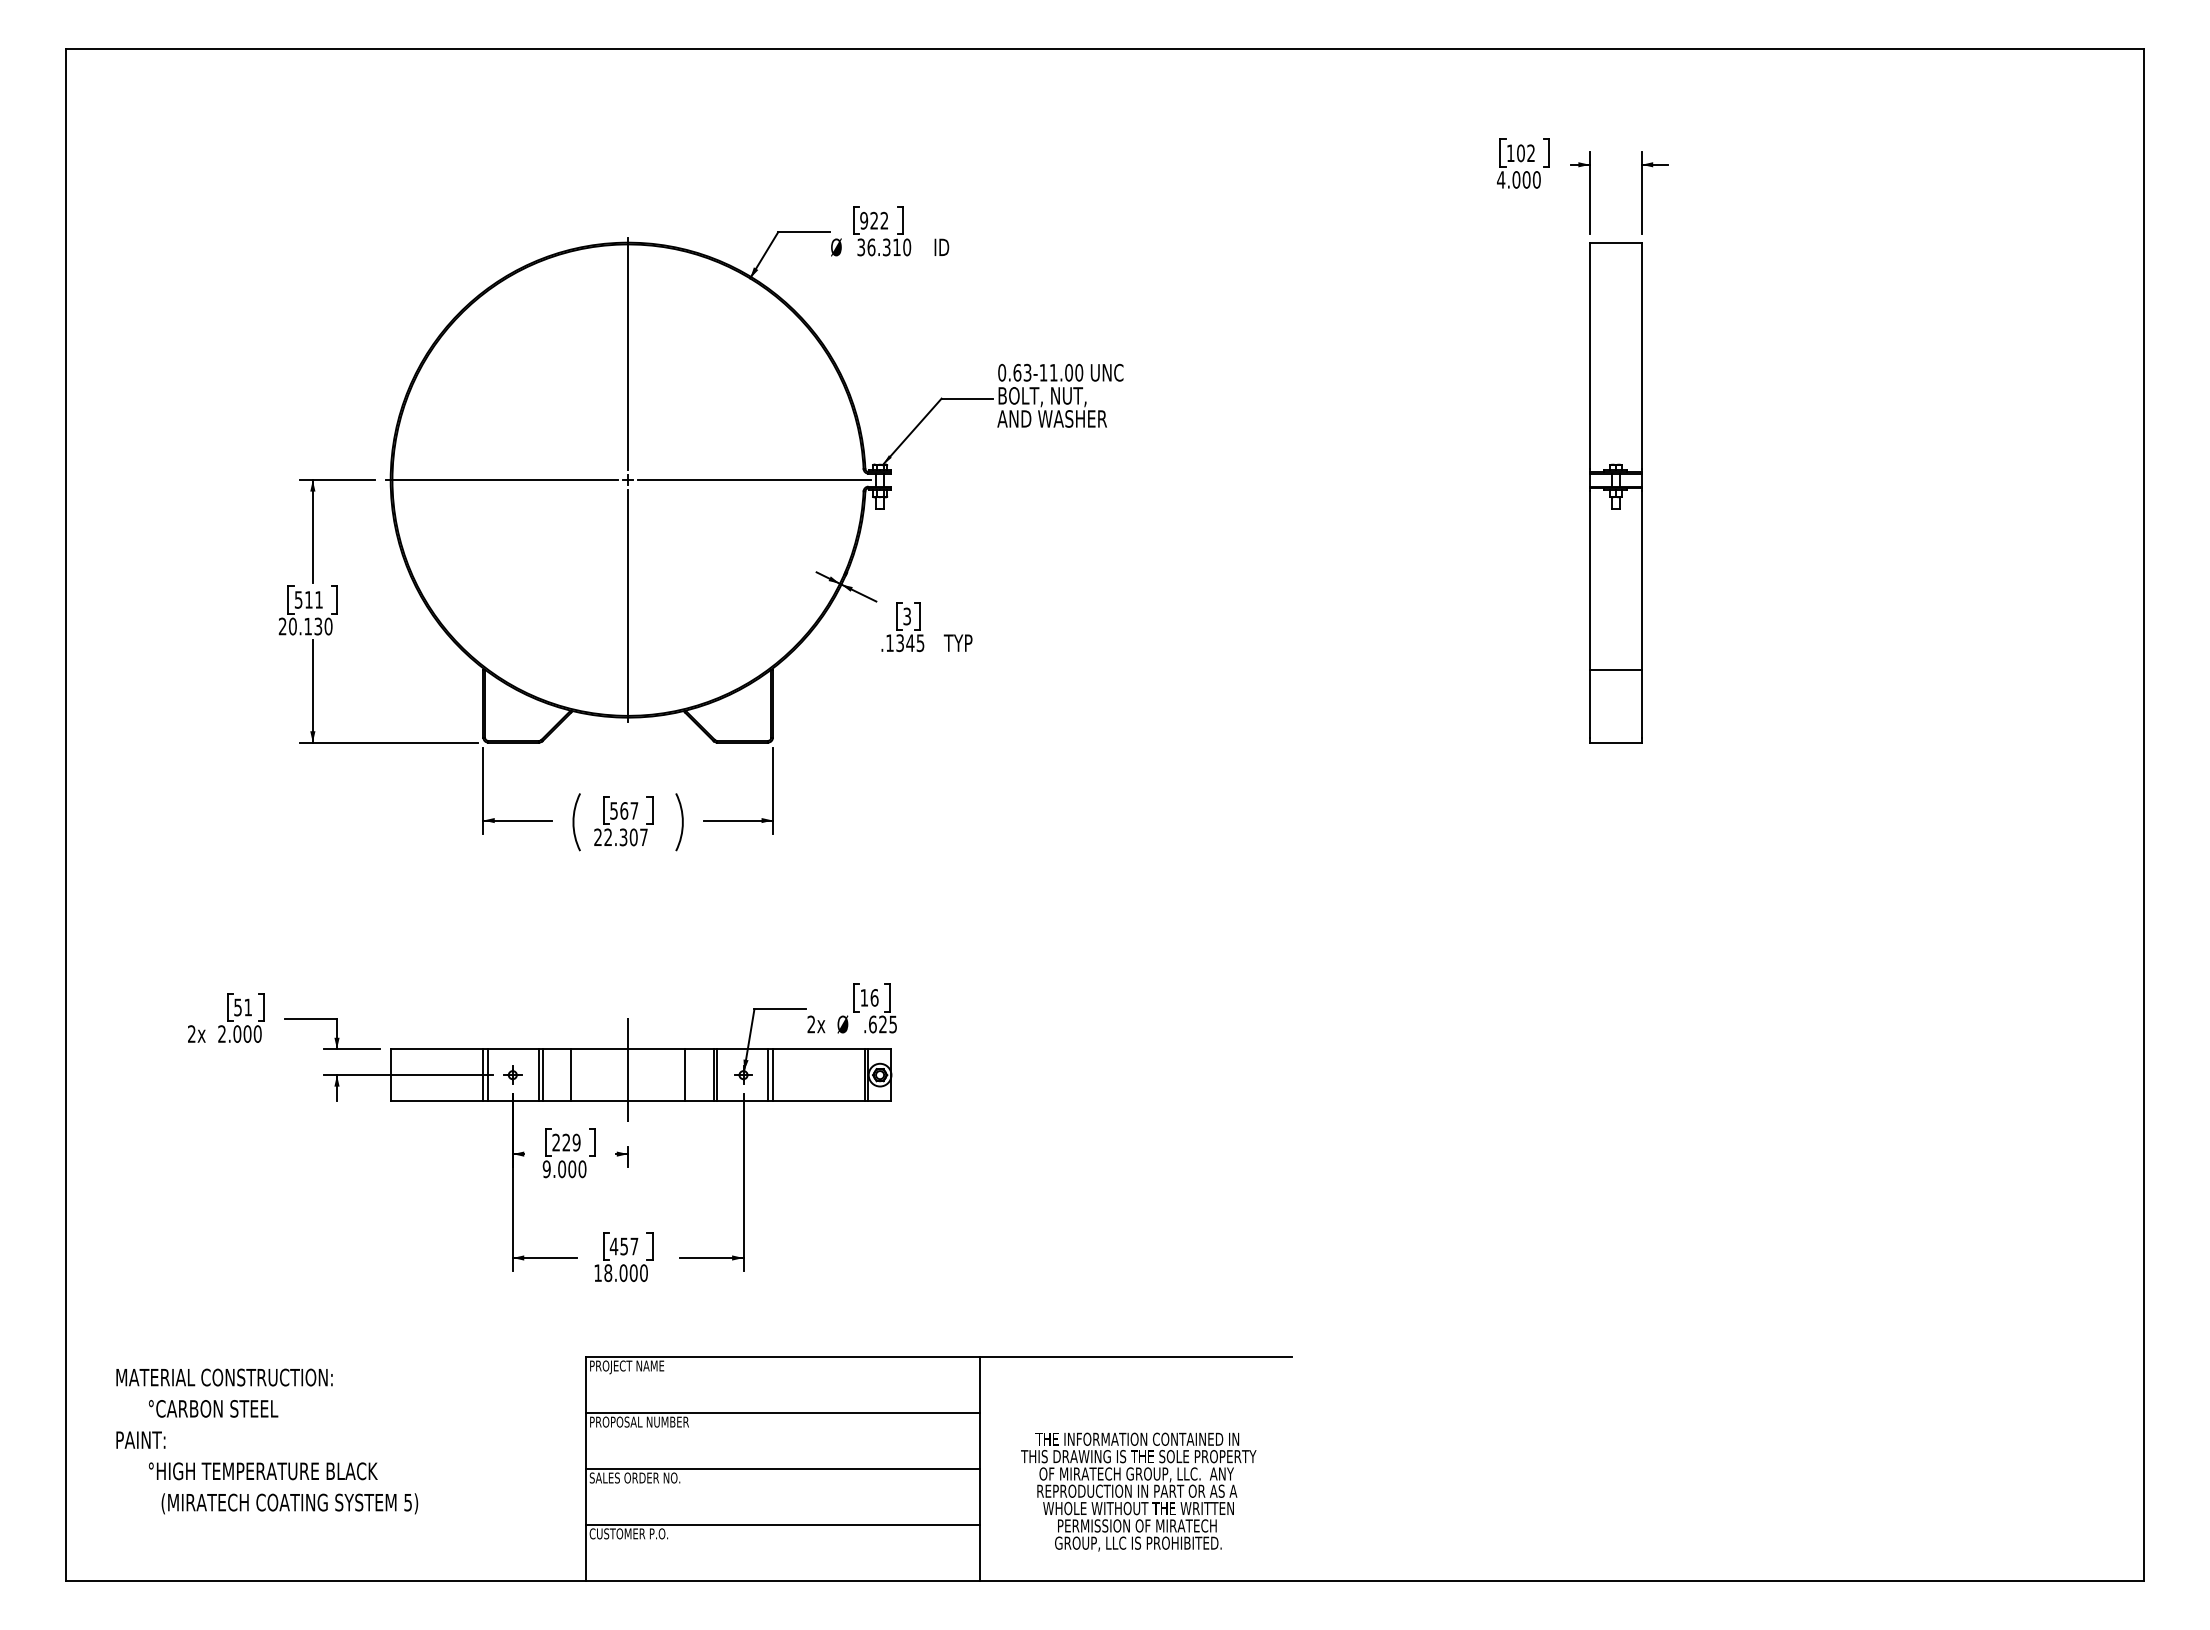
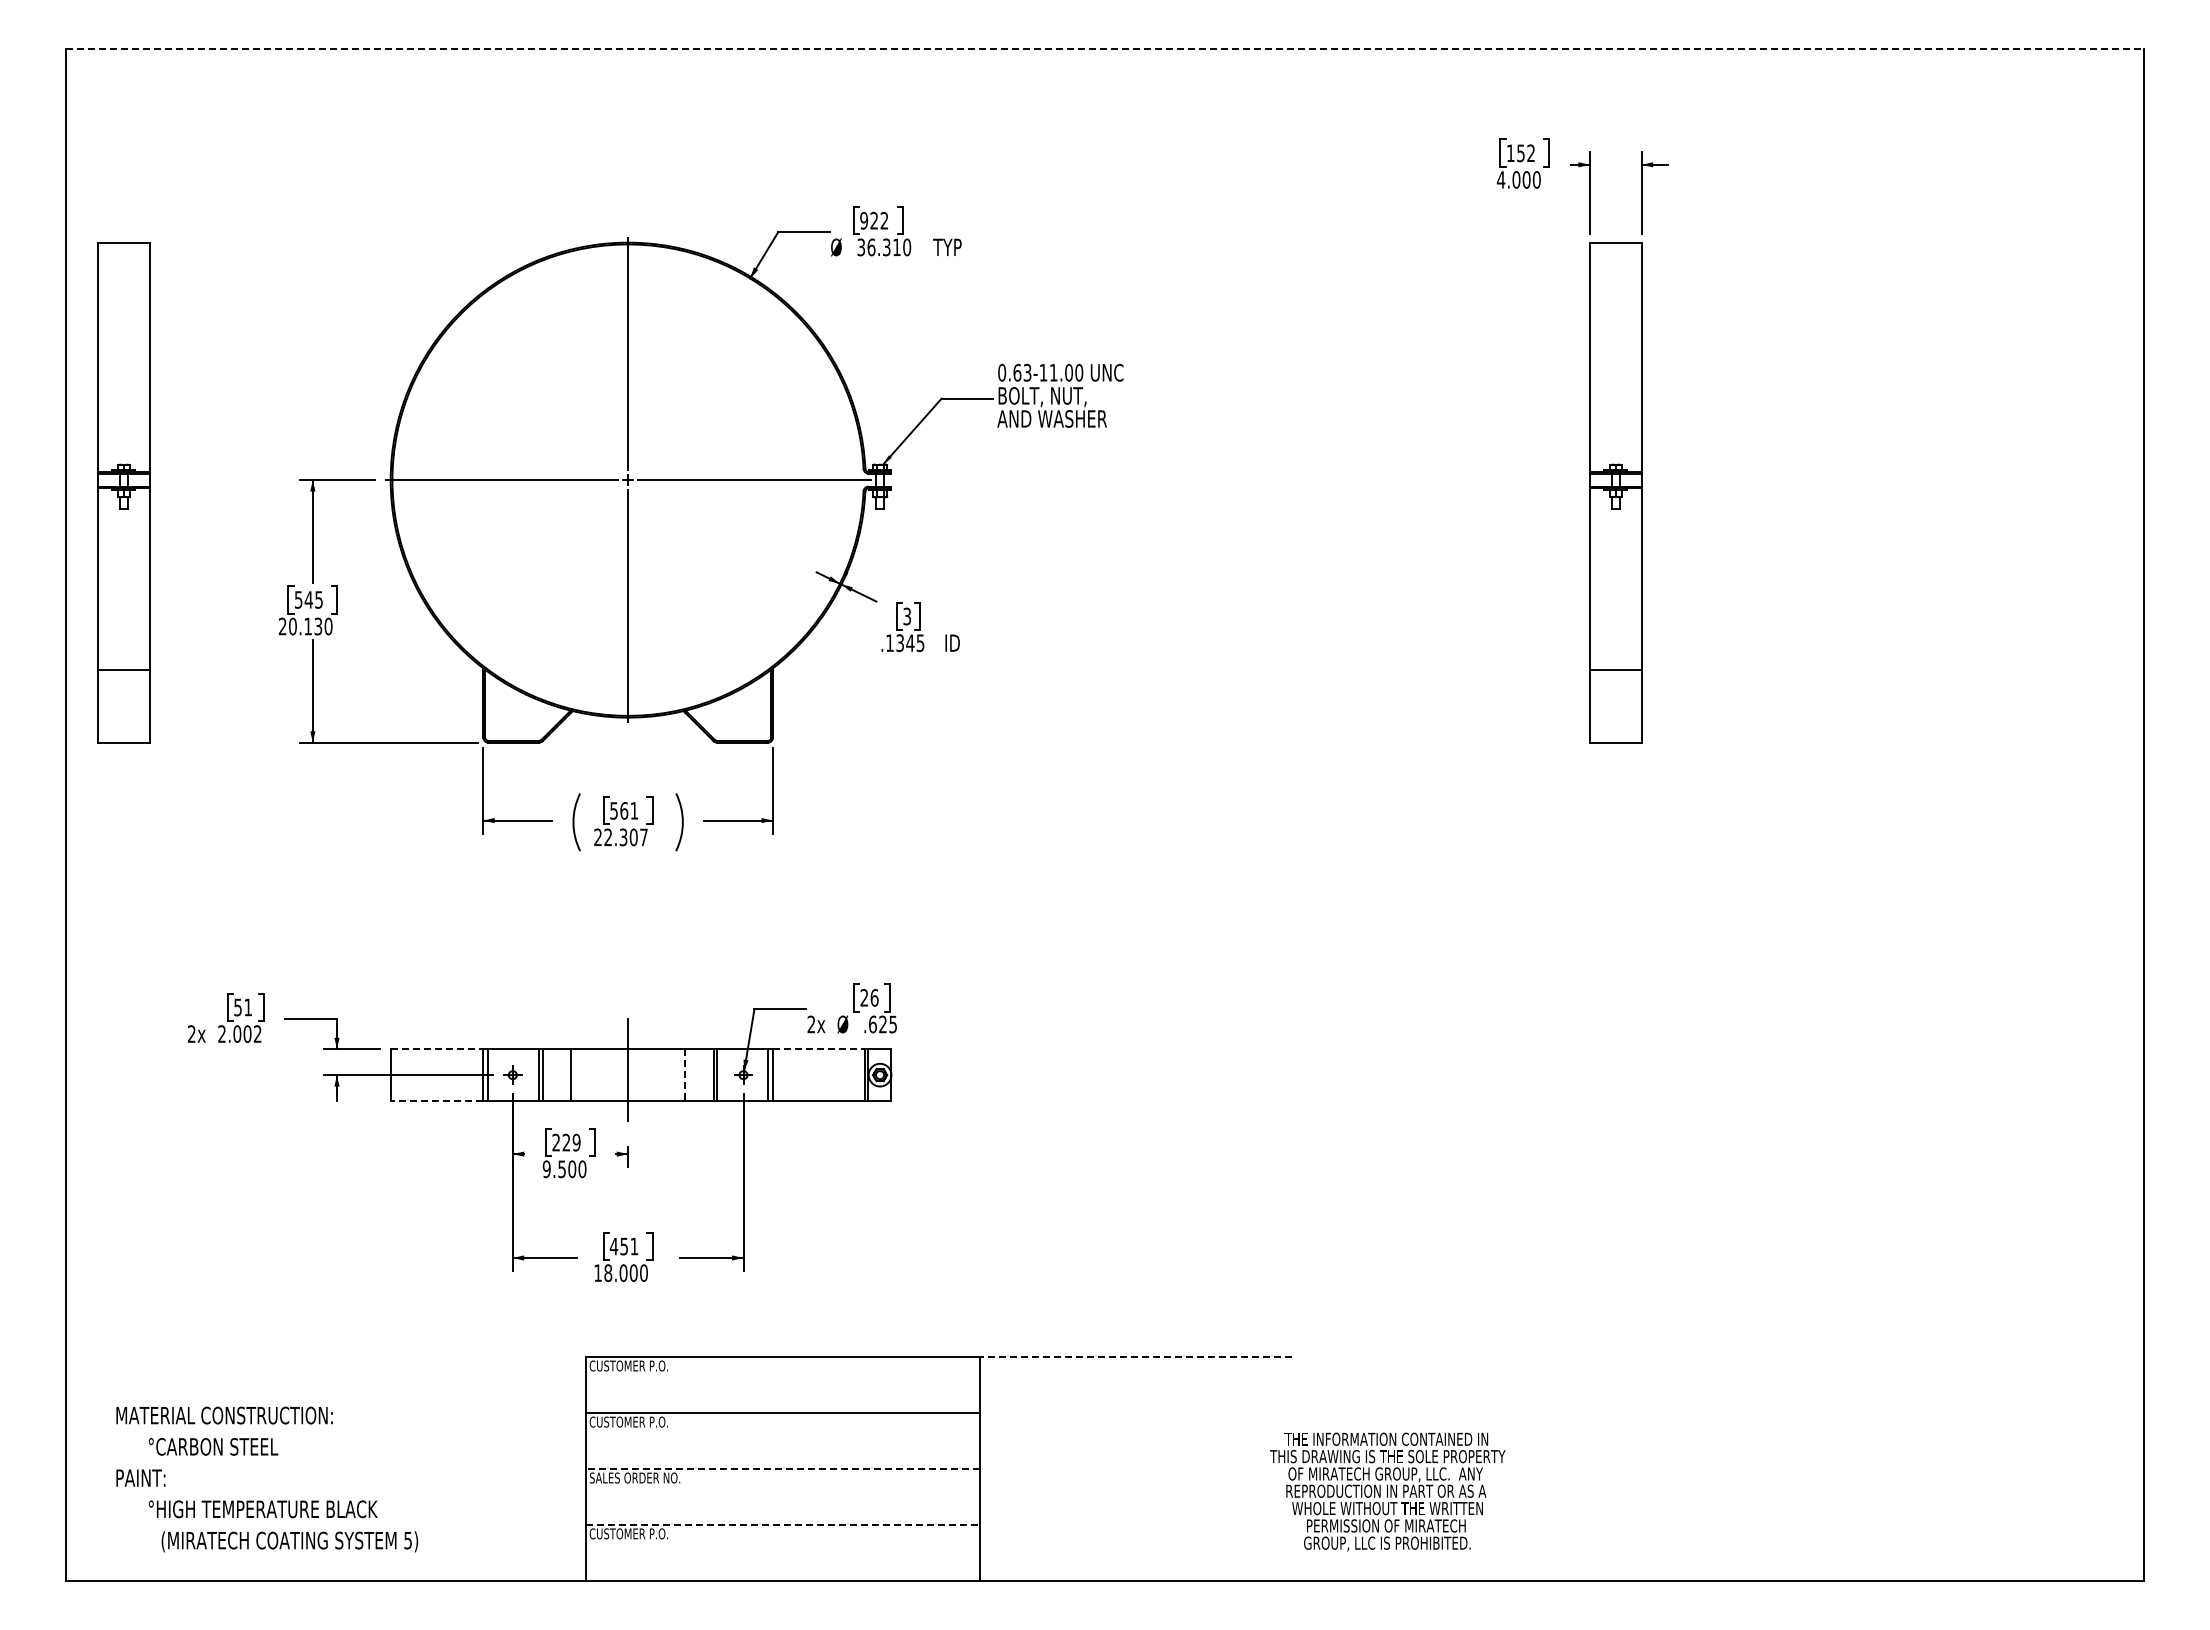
line: solid -> dashed (1104, 48)
text: 102 -> 152 (1520, 153)
text: ID -> TYP (947, 246)
part: none -> present (123, 492)
text: 511 -> 545 (313, 599)
text: TYP -> ID (957, 642)
text: 567 -> 561 (634, 810)
text: 16 -> 26 (863, 997)
text: 2.000 -> 2.002 (257, 1033)
line: solid -> dashed (437, 1049)
line: solid -> dashed (819, 1049)
line: solid -> dashed (684, 1075)
line: solid -> dashed (436, 1101)
text: 9.000 -> 9.500 (562, 1169)
text: 457 -> 451 (634, 1246)
line: solid -> dashed (1136, 1356)
text: PROJECT NAME -> CUSTOMER P.O. (628, 1367)
text: PROPOSAL NUMBER -> CUSTOMER P.O. (638, 1421)
text position: (267, 1441) -> (267, 1479) (267, 1479)
line: solid -> dashed (782, 1468)
text position: (1138, 1491) -> (1387, 1491) (1387, 1491)
line: solid -> dashed (783, 1524)
